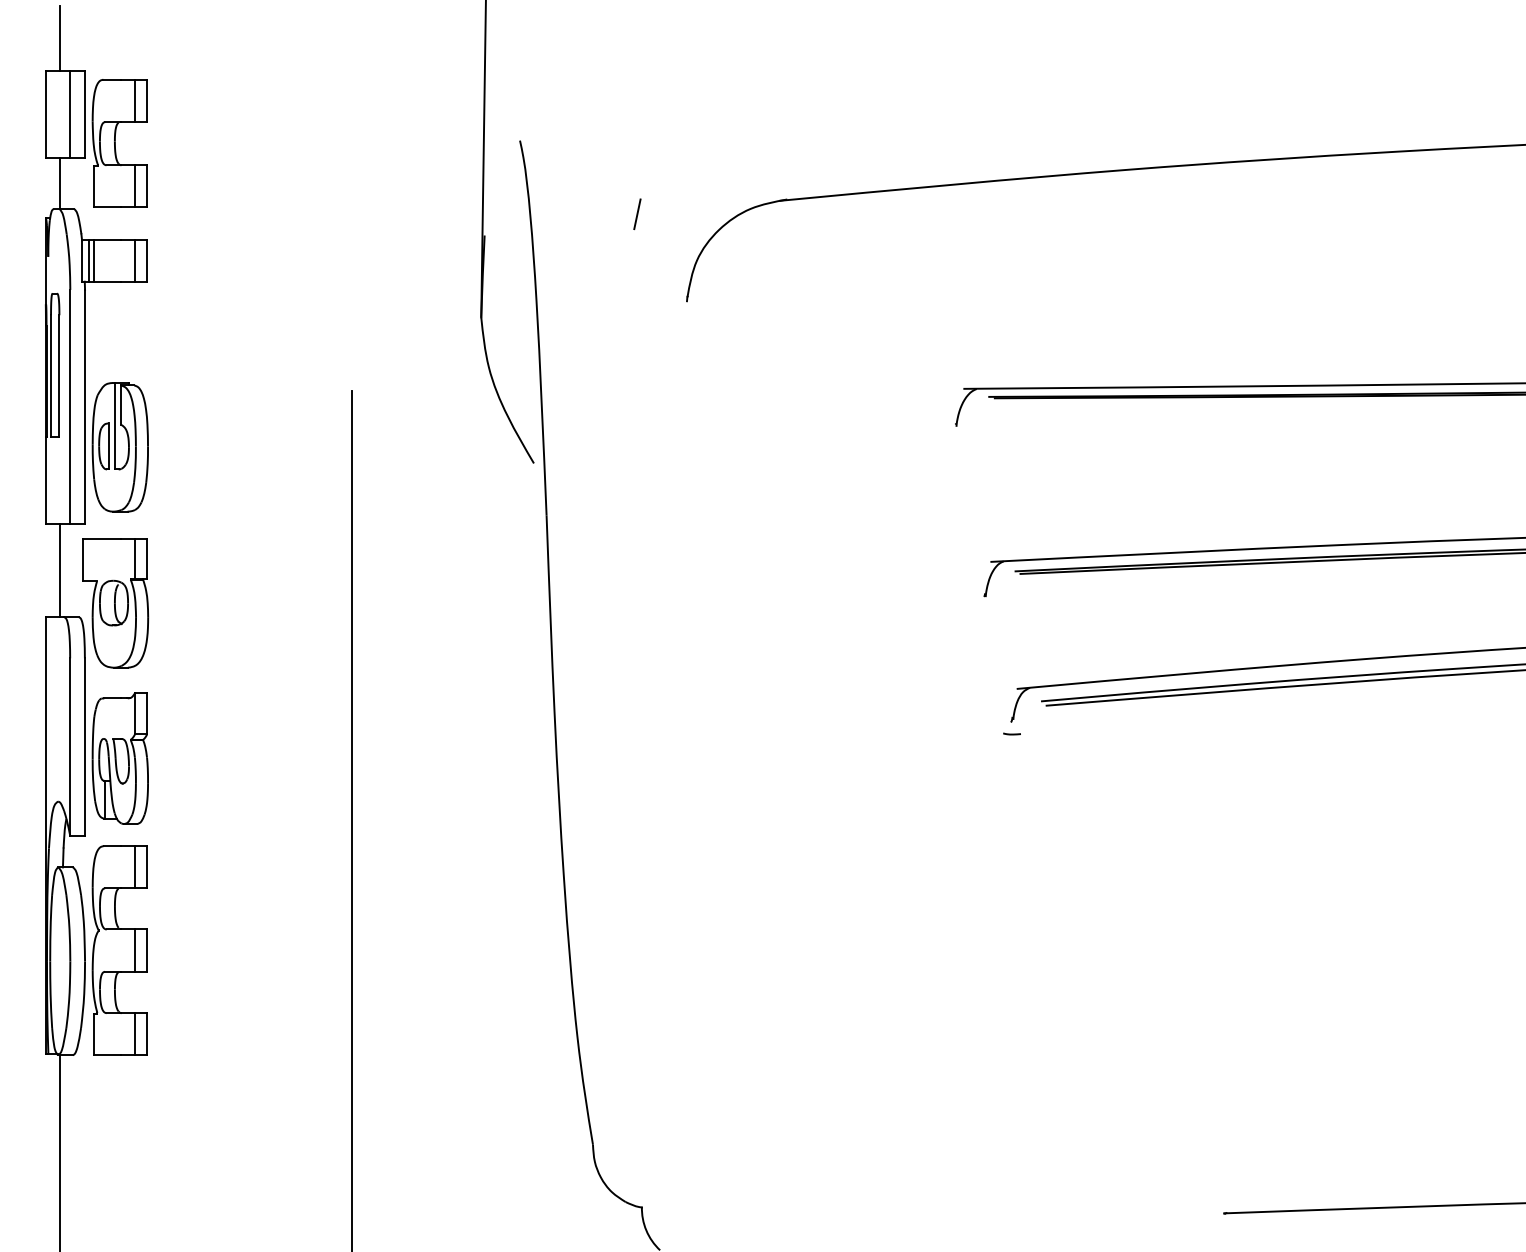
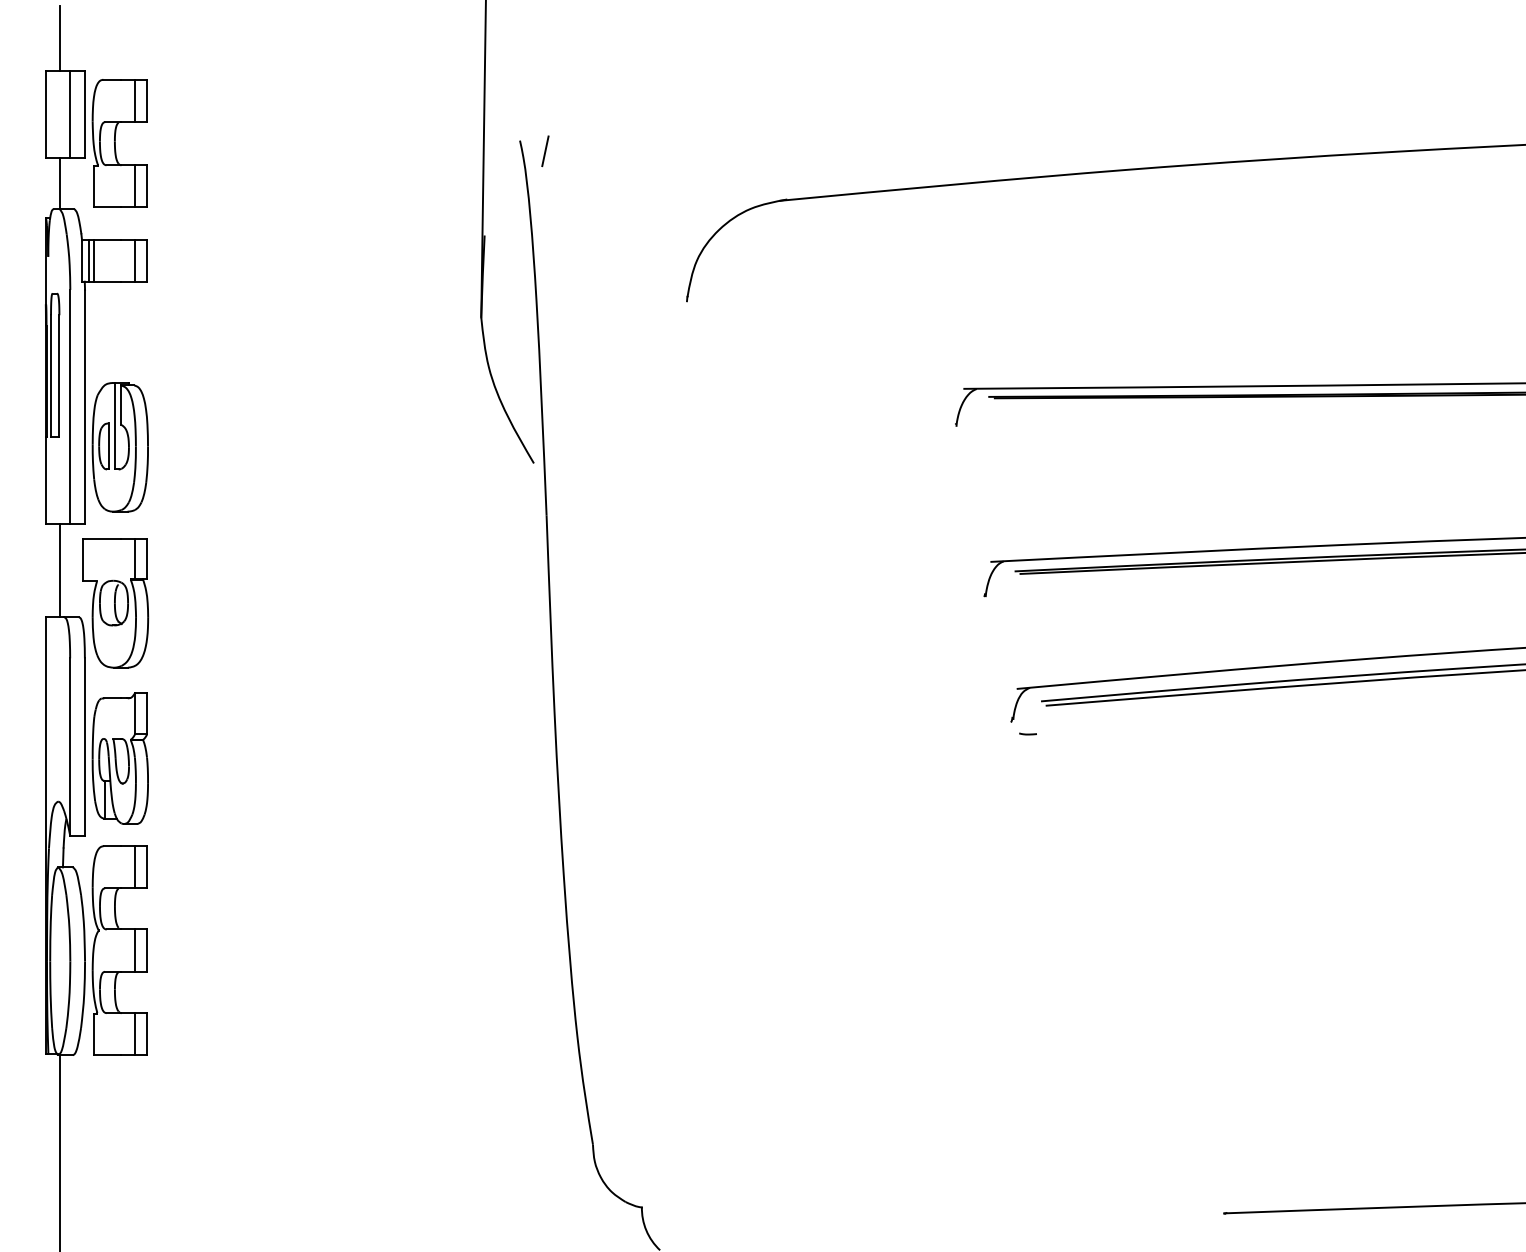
line position: (637, 214) -> (545, 151) (545, 151)
line position: (1011, 733) -> (1027, 733) (1027, 733)
line: present -> none (351, 819)
